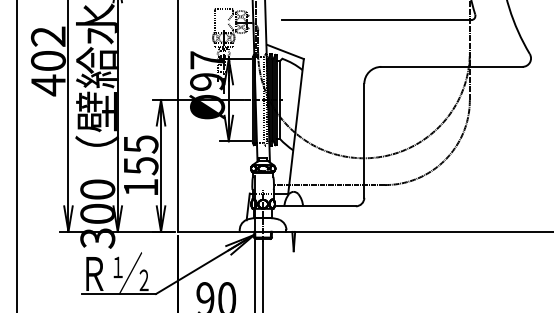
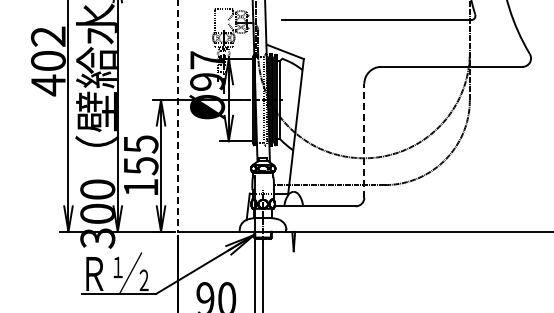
line: solid -> dashed (178, 116)
line: solid -> dashed (364, 140)
line: present -> none (16, 155)
